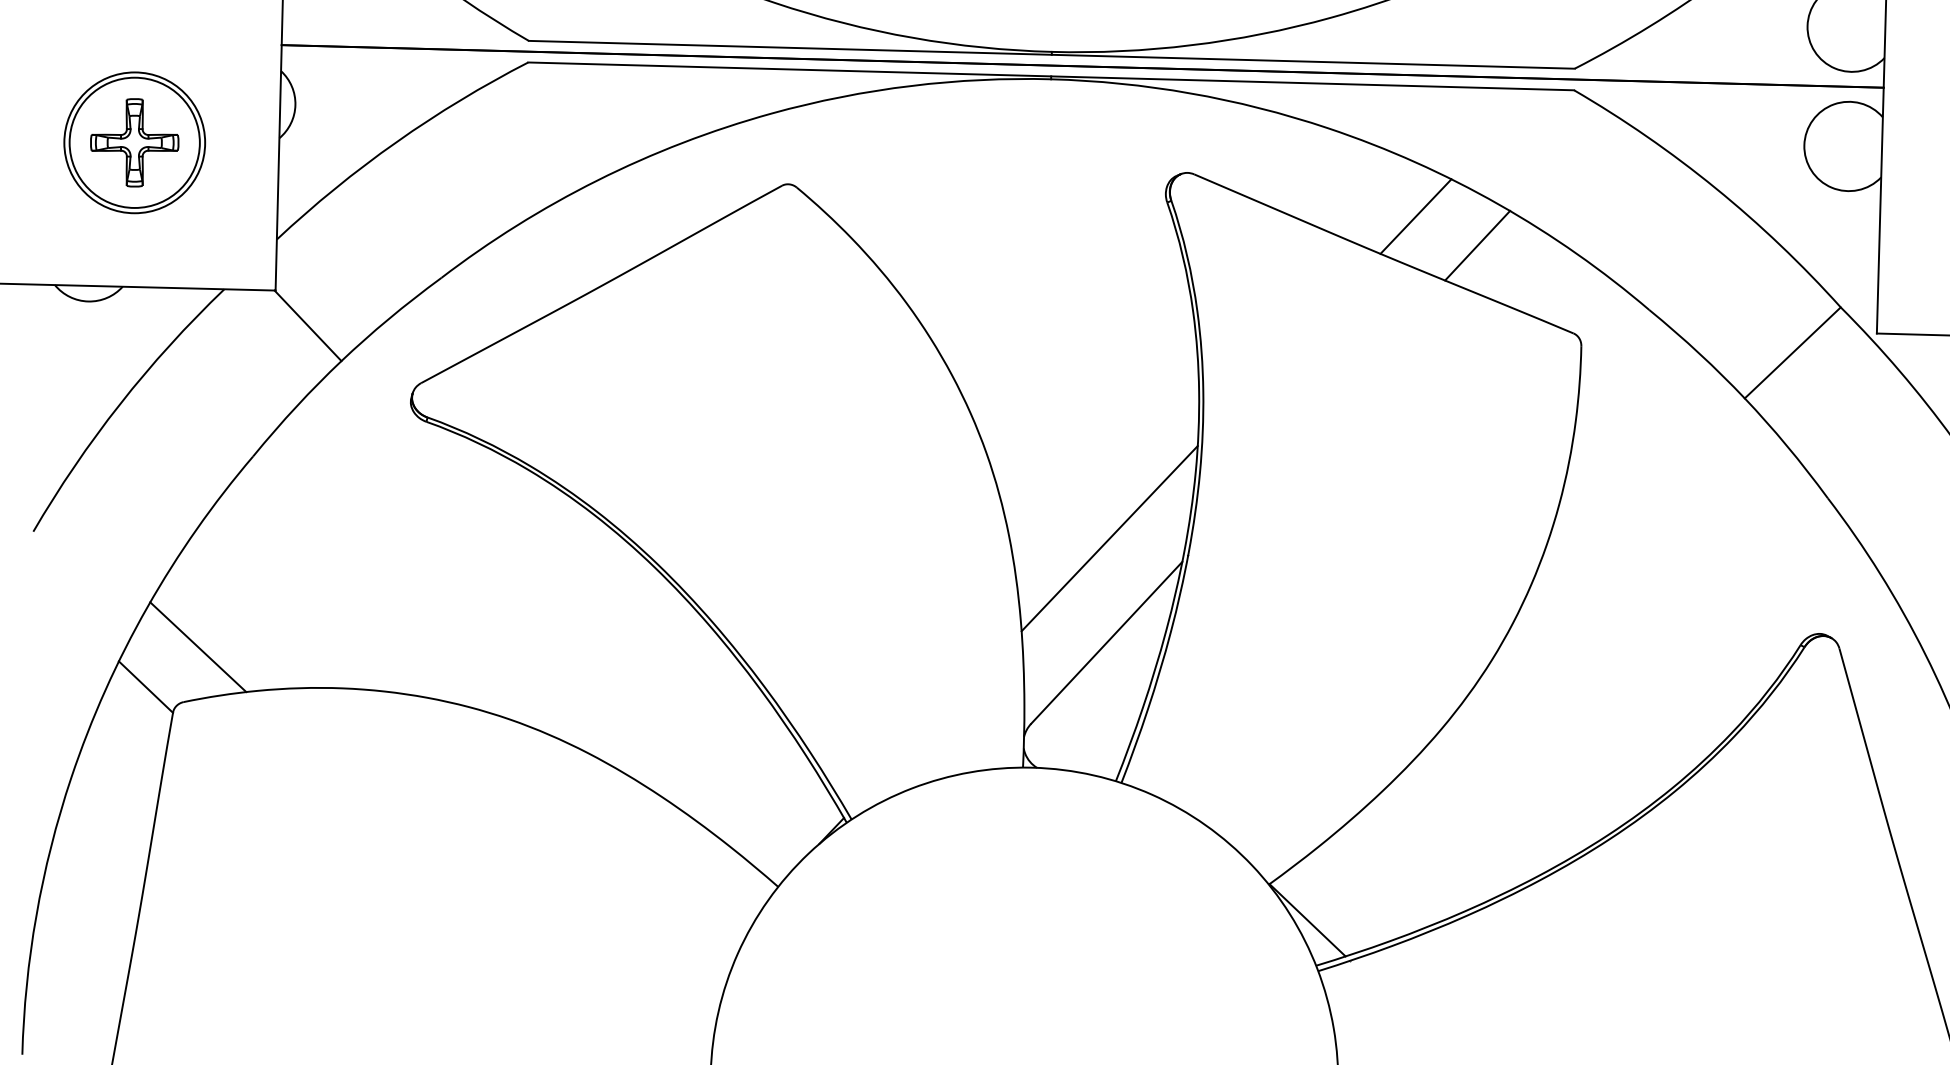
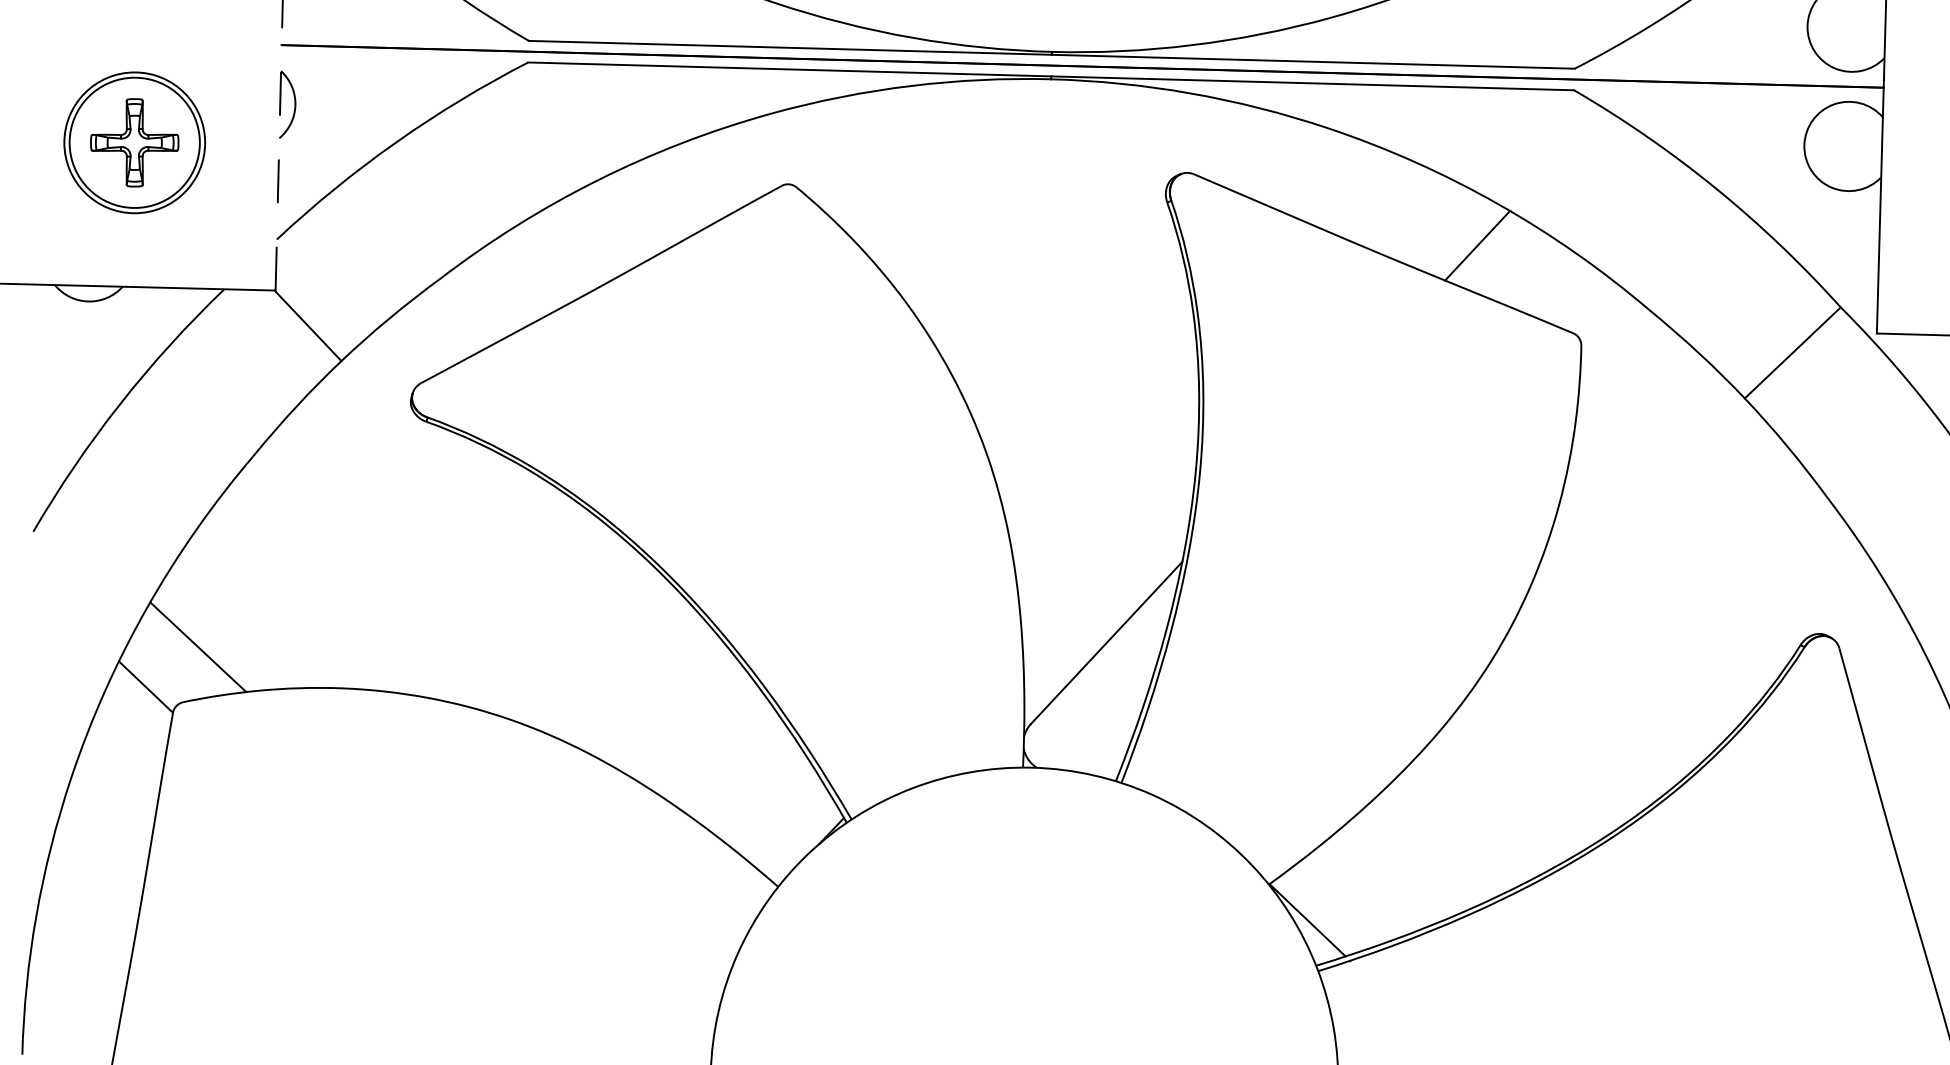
line: solid -> dashed (279, 145)
line: present -> none (1415, 216)
line: present -> none (1109, 538)
